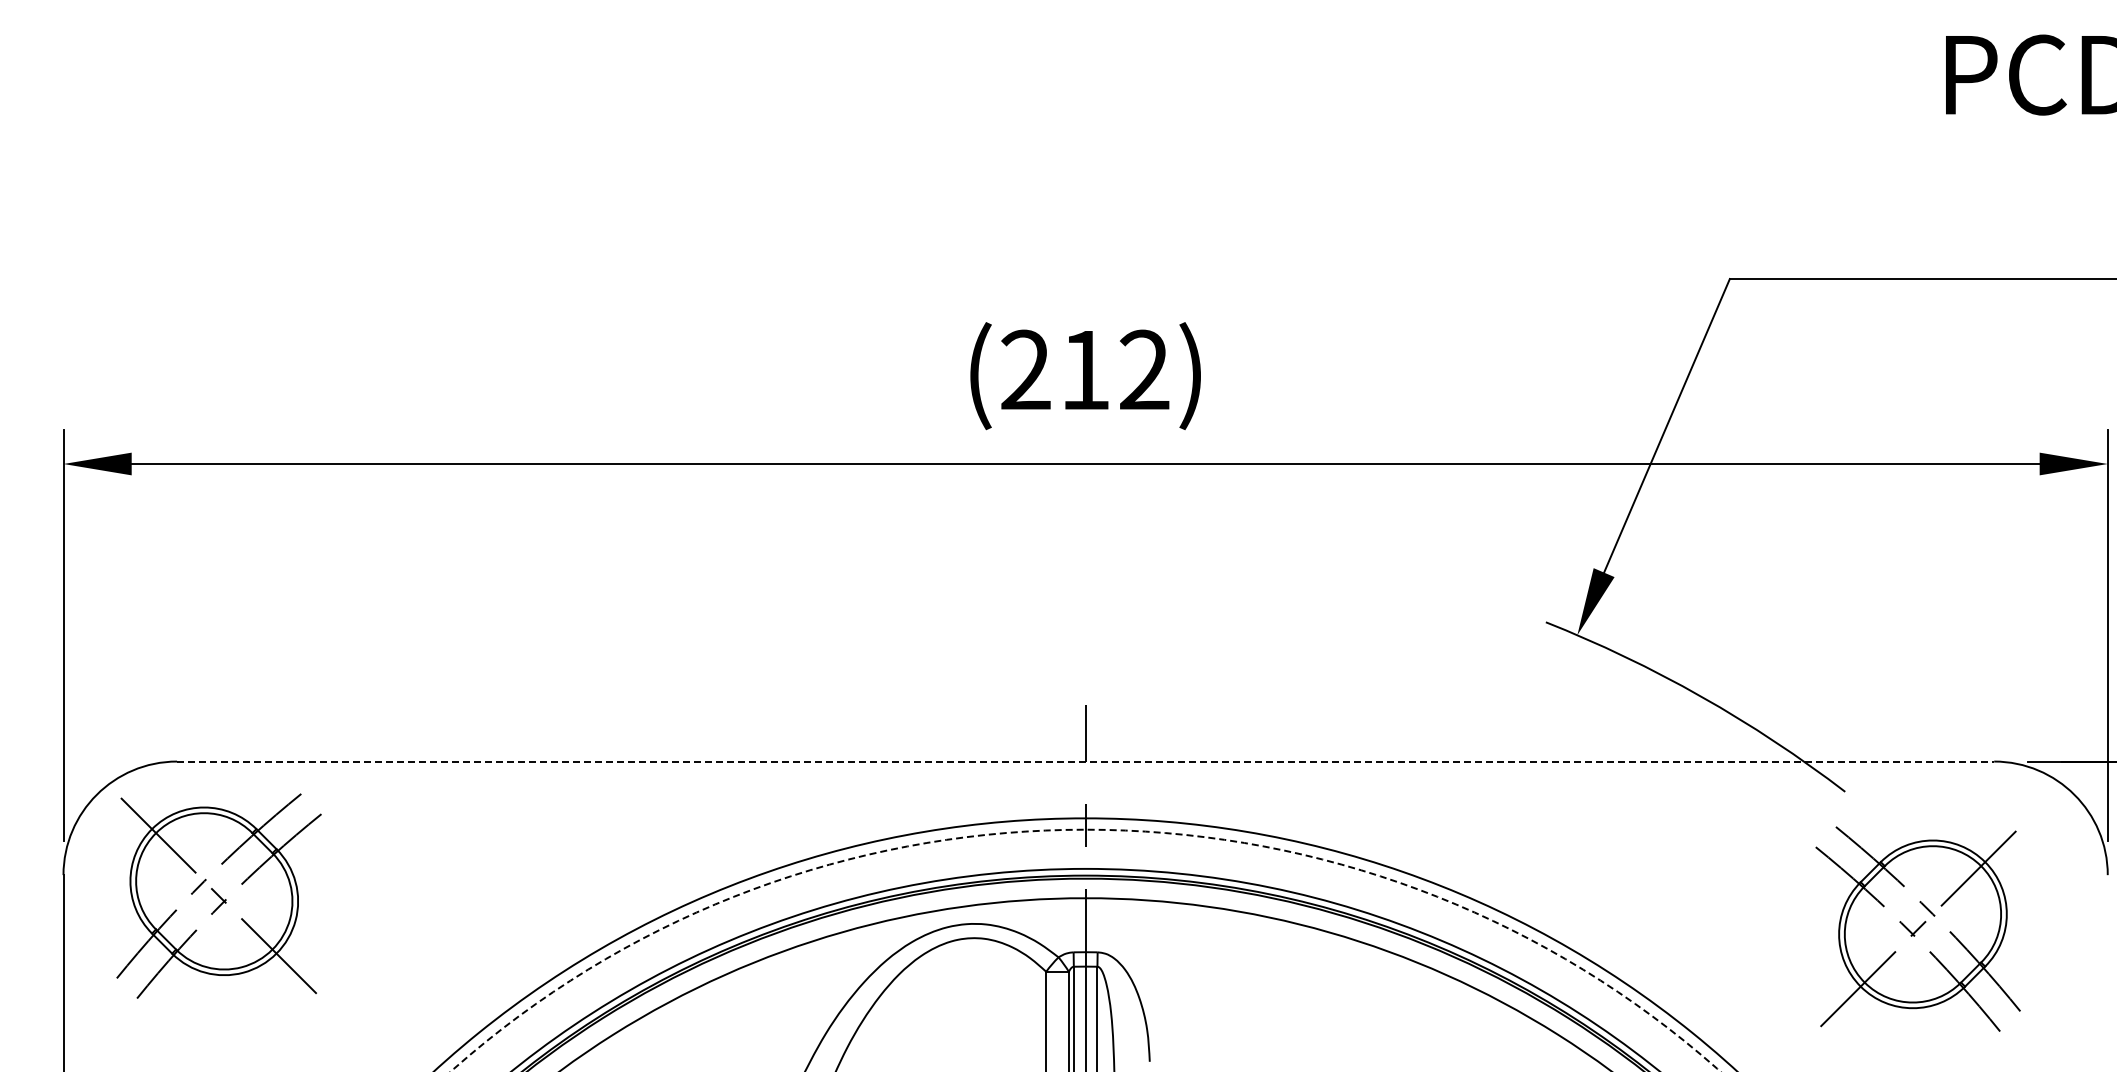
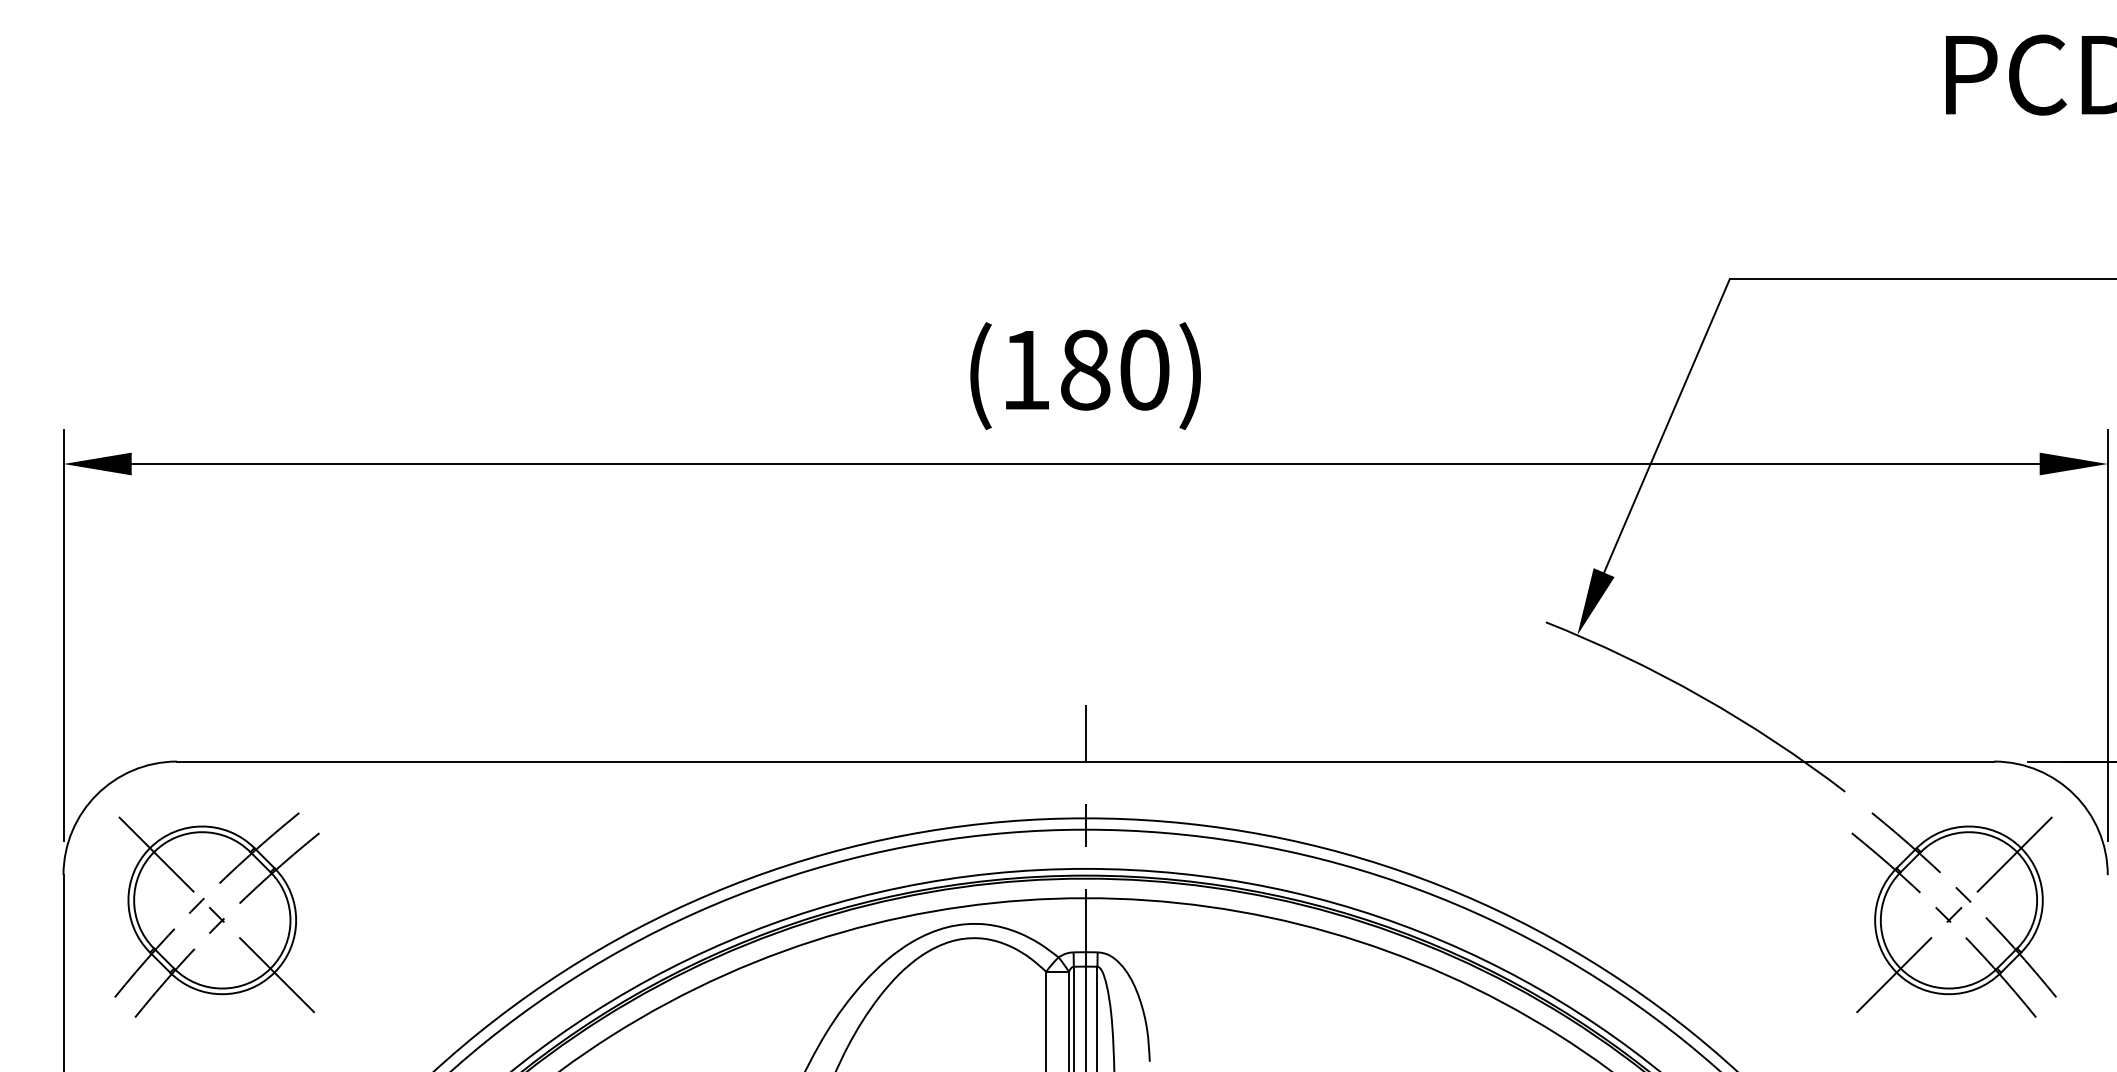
text: (212) -> (180) (1085, 369)
line: dashed -> solid (1085, 761)
arc: dashed -> solid (1085, 829)
part position: (218, 895) -> (216, 914) (216, 914)
part position: (1917, 928) -> (1953, 914) (1953, 914)
